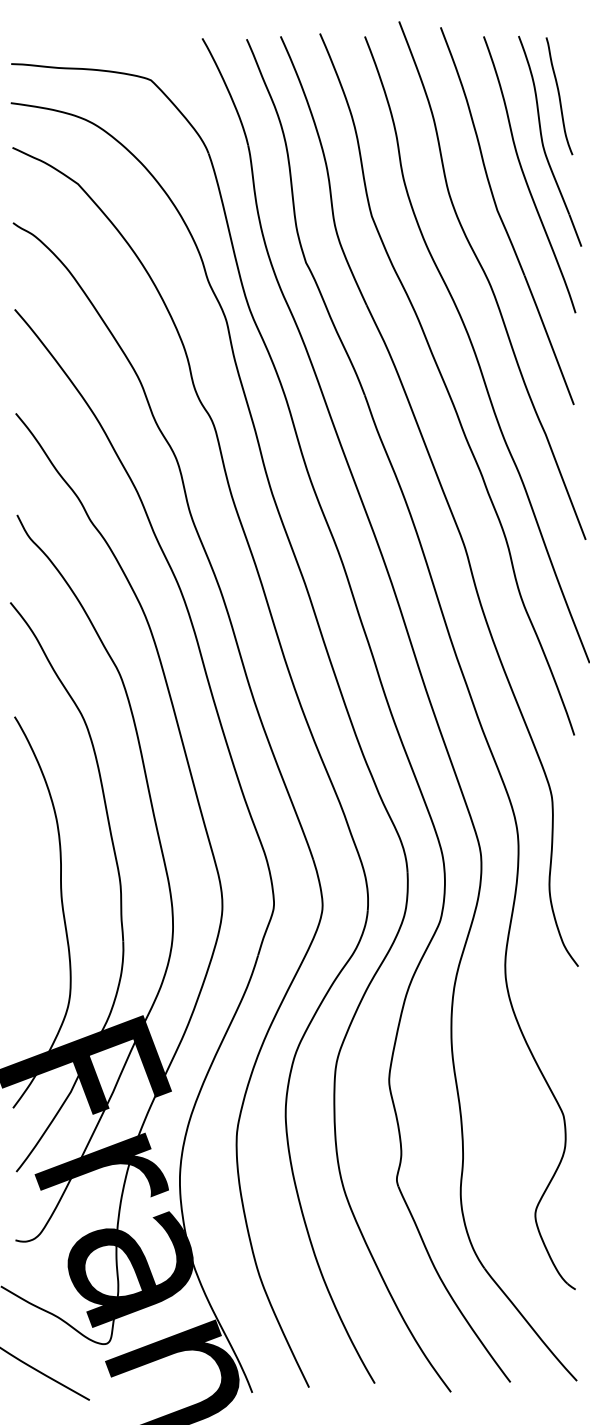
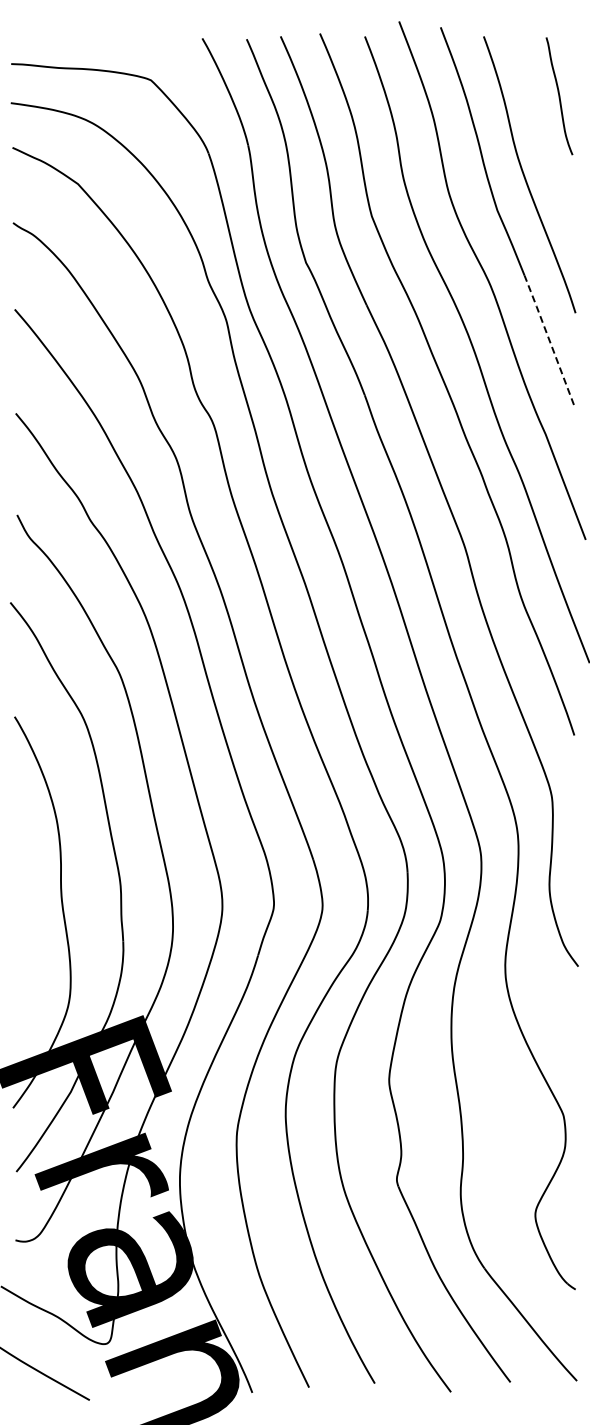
part: present -> none (543, 141)
line: solid -> dashed (549, 340)
